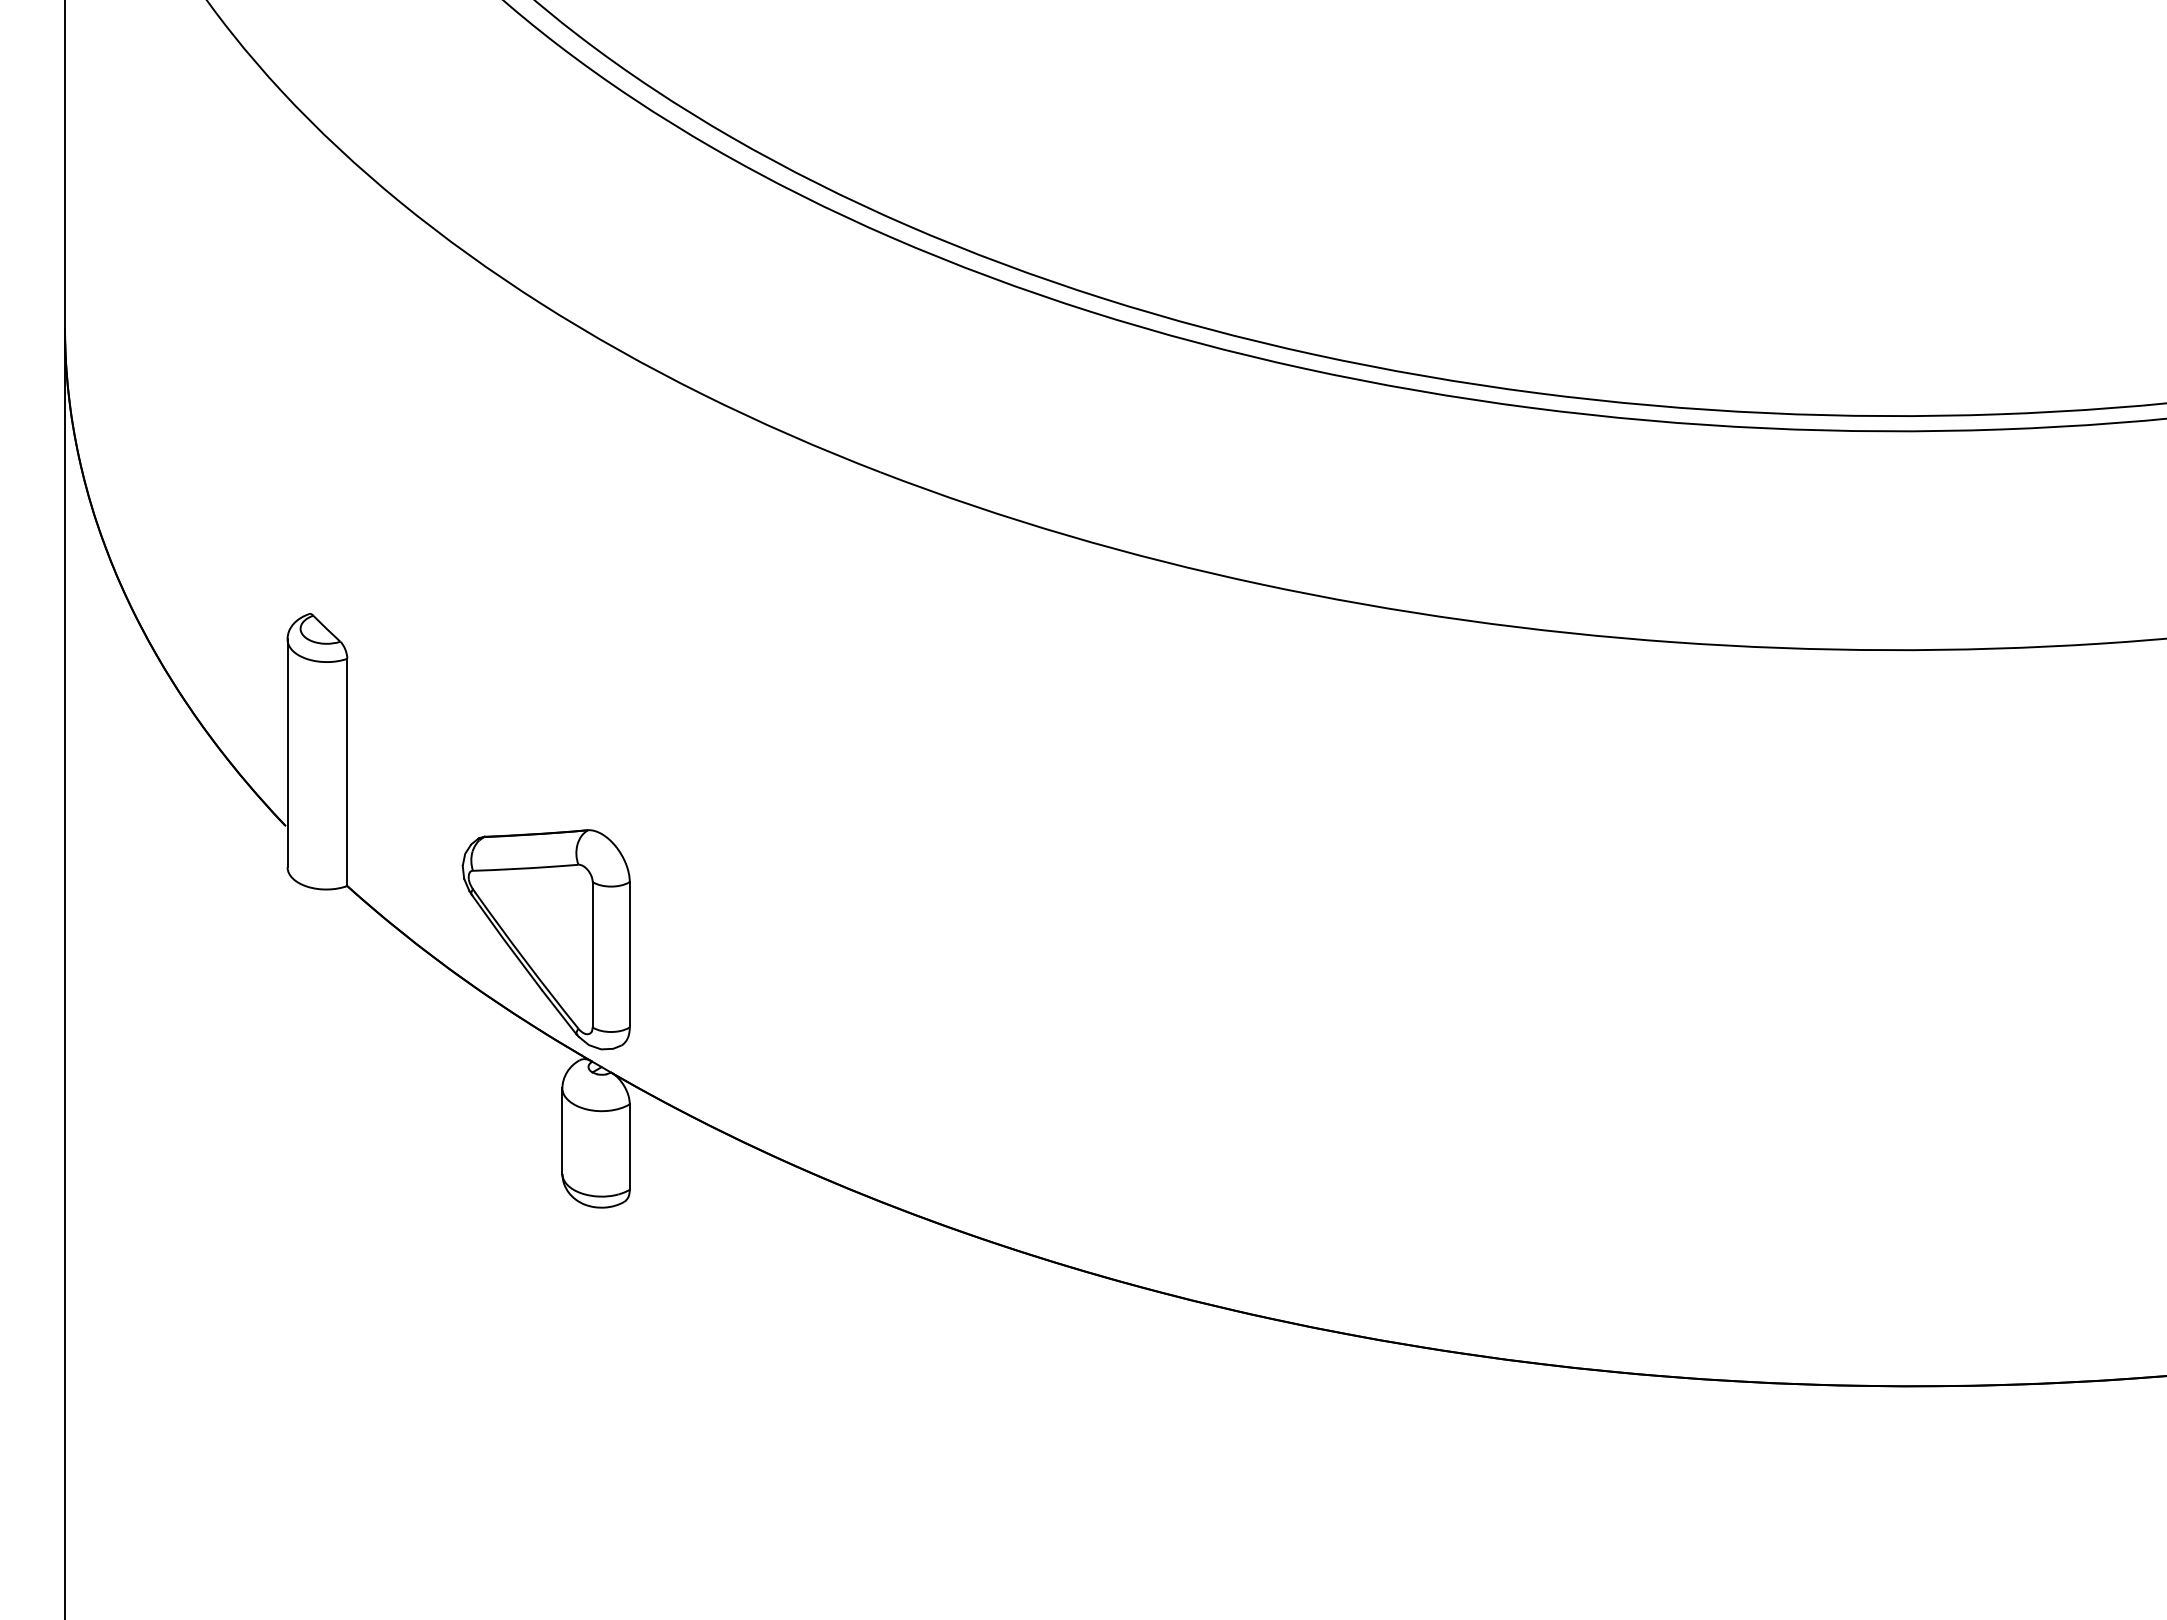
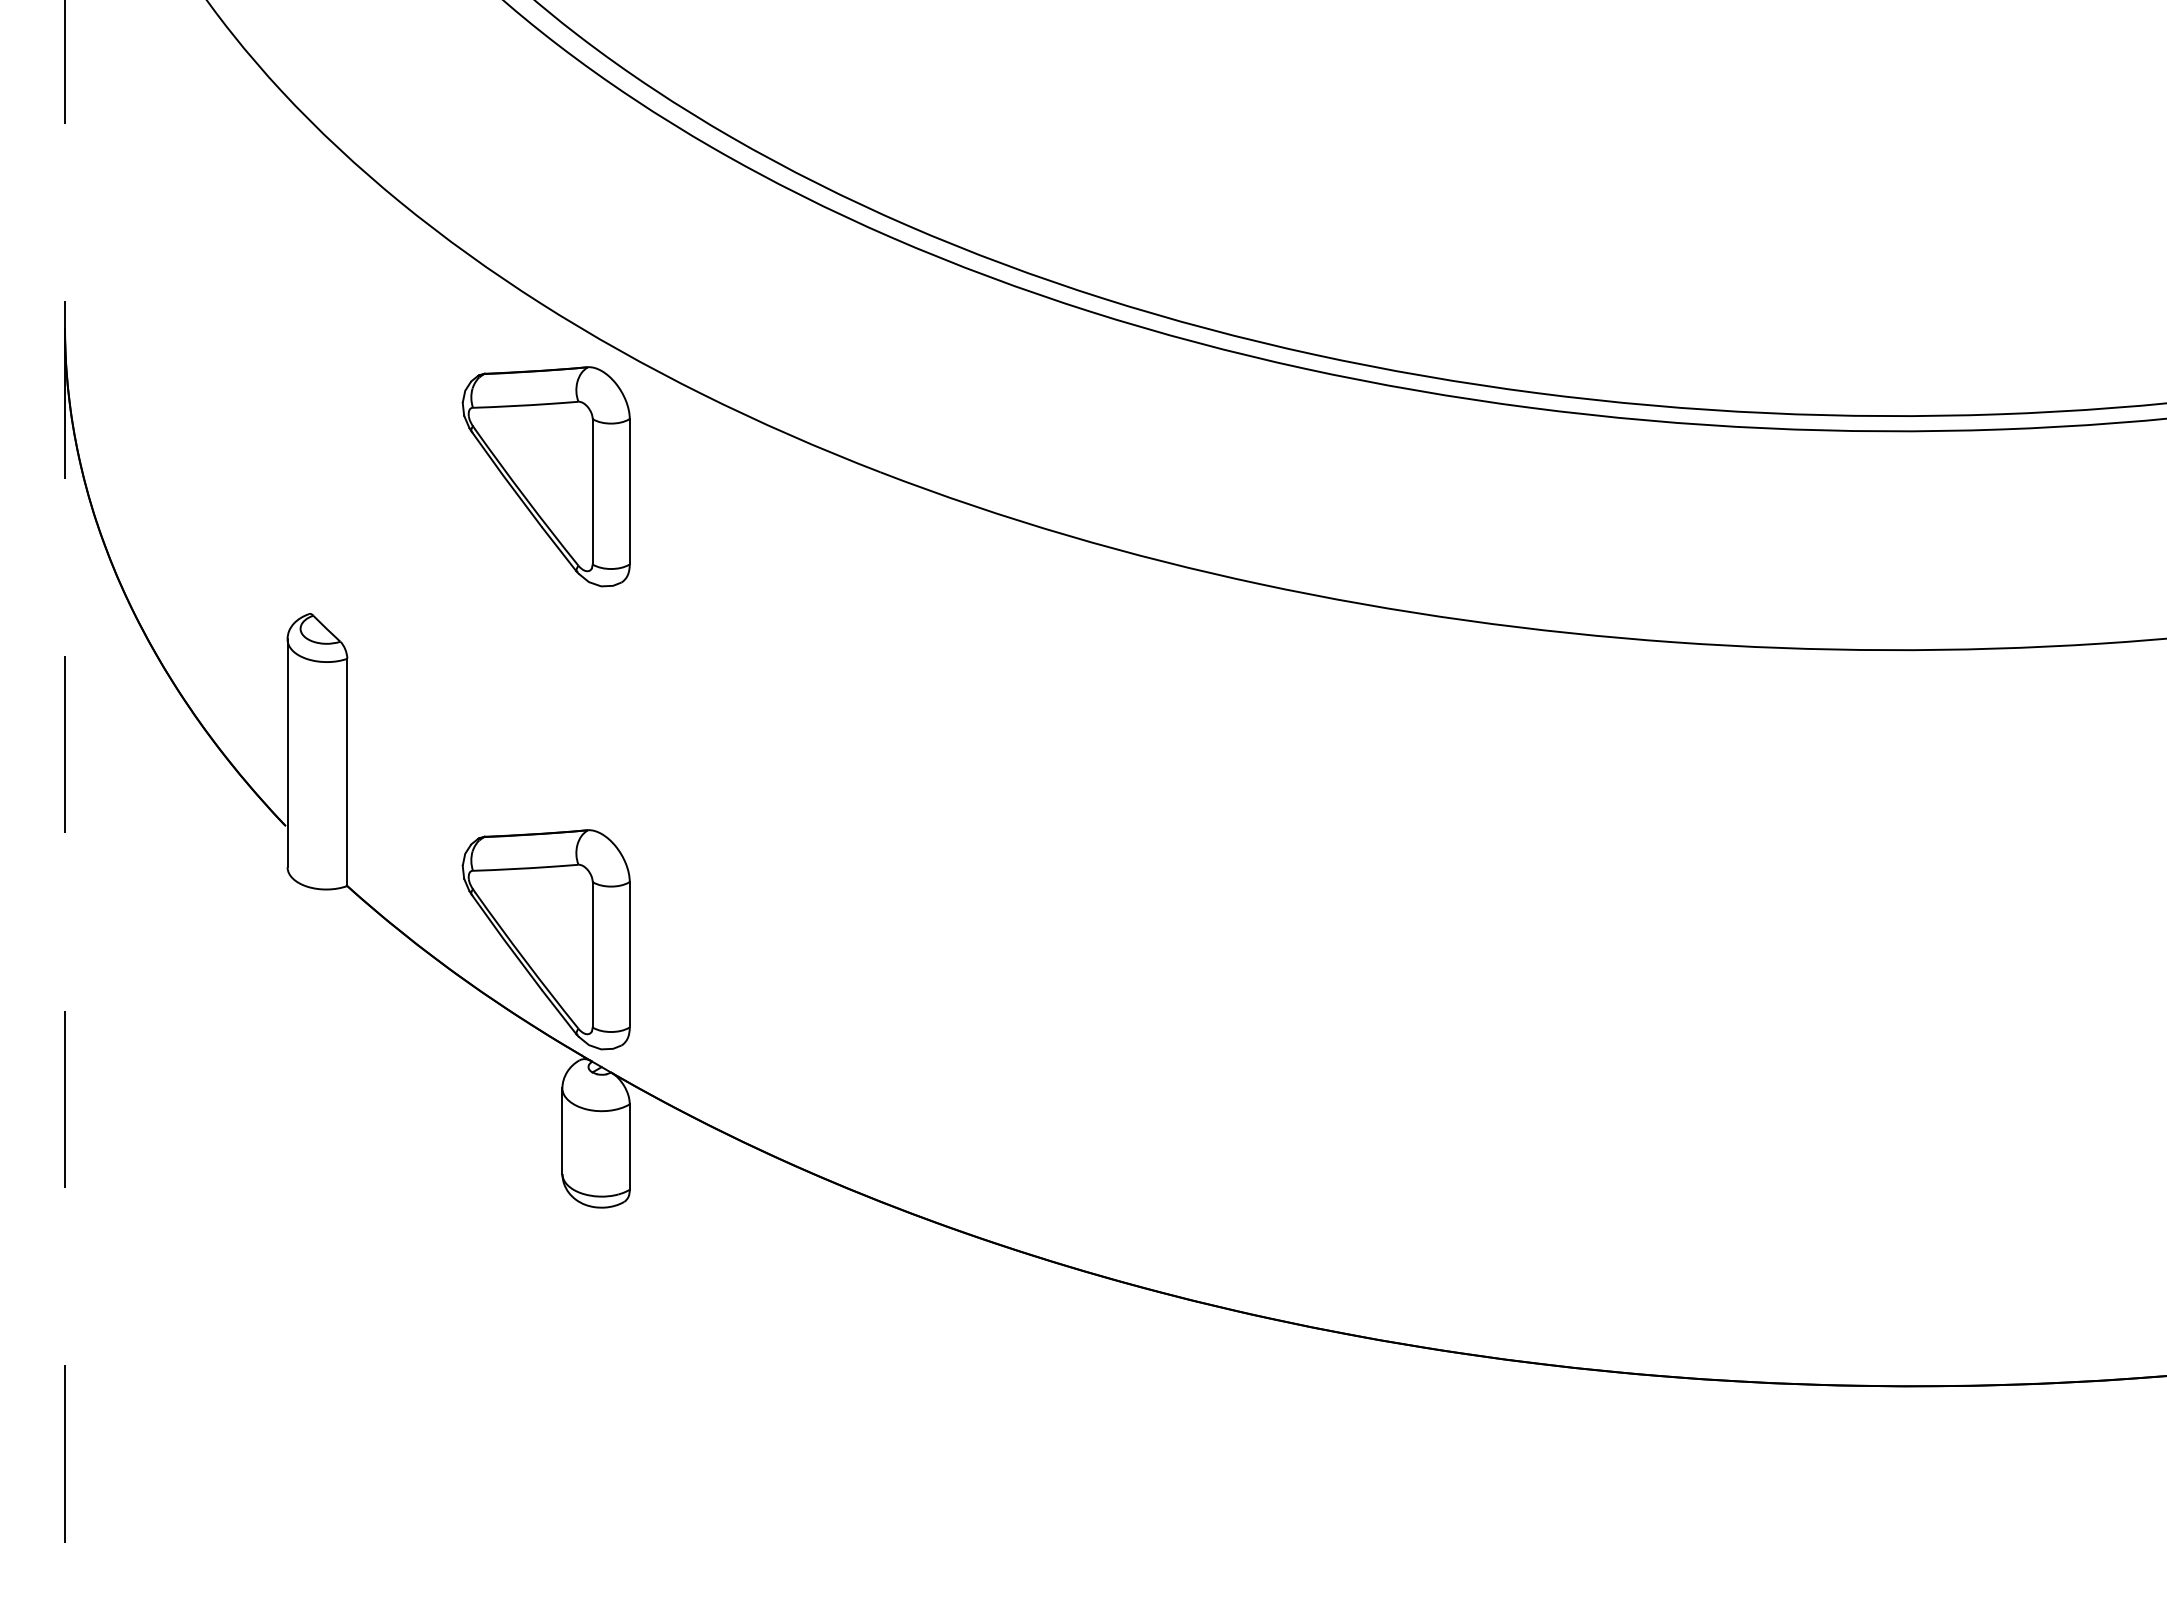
part: none -> present (545, 476)
line: solid -> dashed (65, 810)
